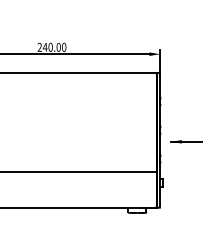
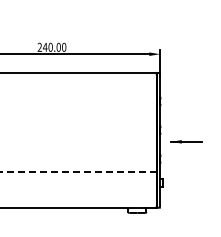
line: solid -> dashed (77, 171)
